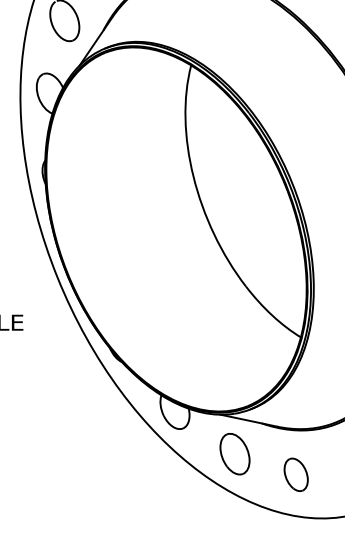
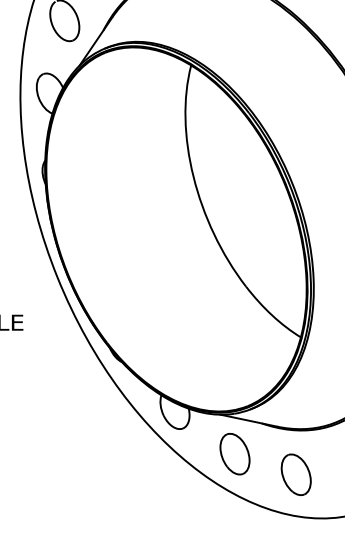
part size: 26x35 px -> 32x44 px (295, 474)
